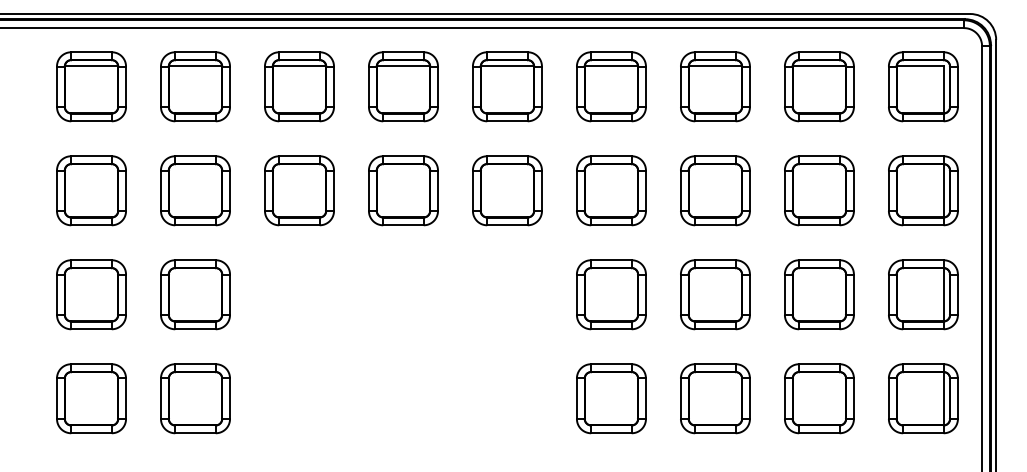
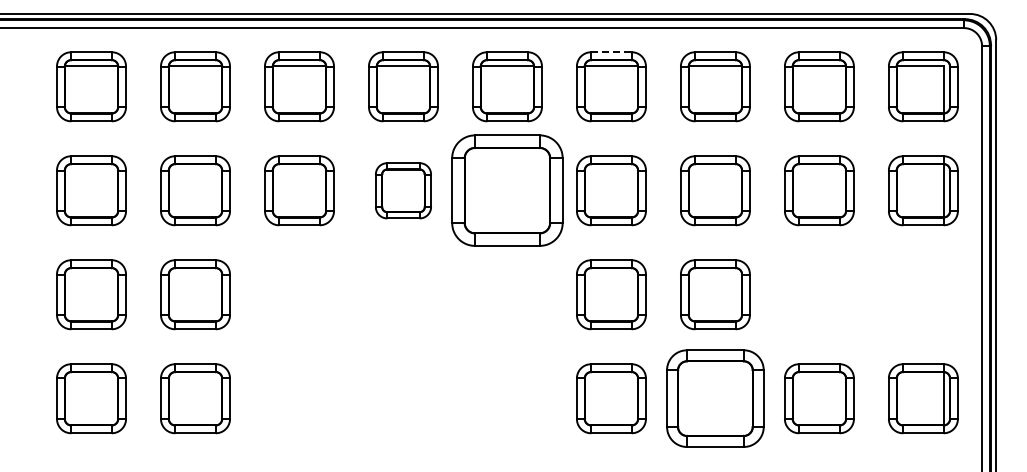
line: solid -> dashed (611, 52)
part size: 71x72 px -> 57x58 px (403, 190)
part size: 71x72 px -> 113x113 px (507, 190)
part: present -> none (819, 294)
part: present -> none (923, 294)
part size: 71x72 px -> 99x99 px (715, 398)
